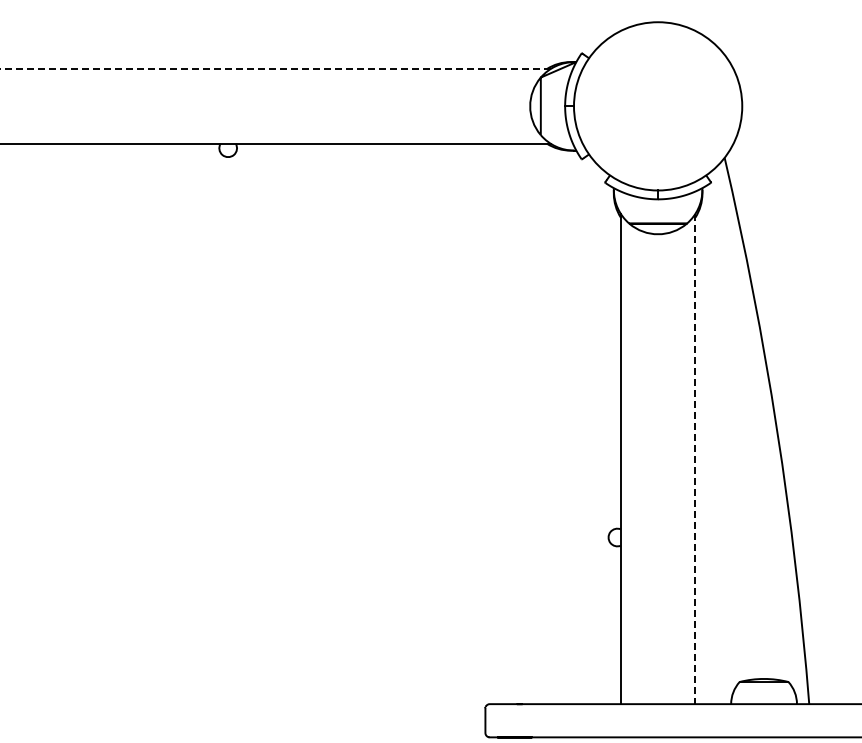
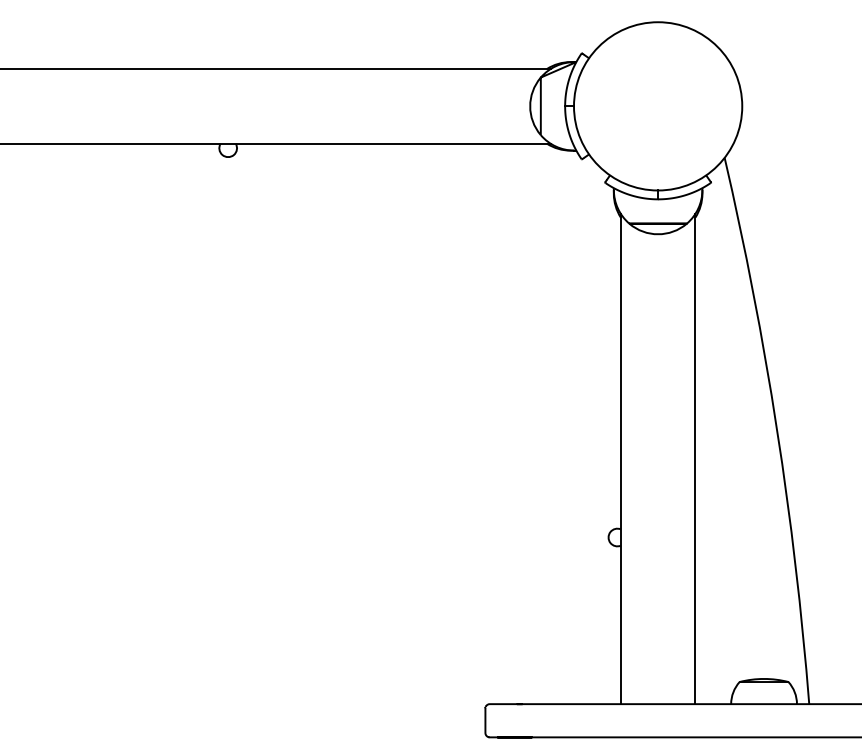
line: dashed -> solid (275, 69)
line: dashed -> solid (695, 459)
